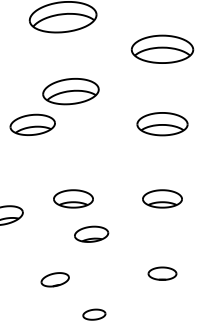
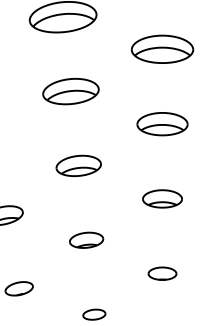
part position: (32, 124) -> (78, 165) (78, 165)
part: present -> none (73, 198)
part position: (91, 233) -> (86, 239) (86, 239)
part position: (54, 279) -> (18, 288) (18, 288)
